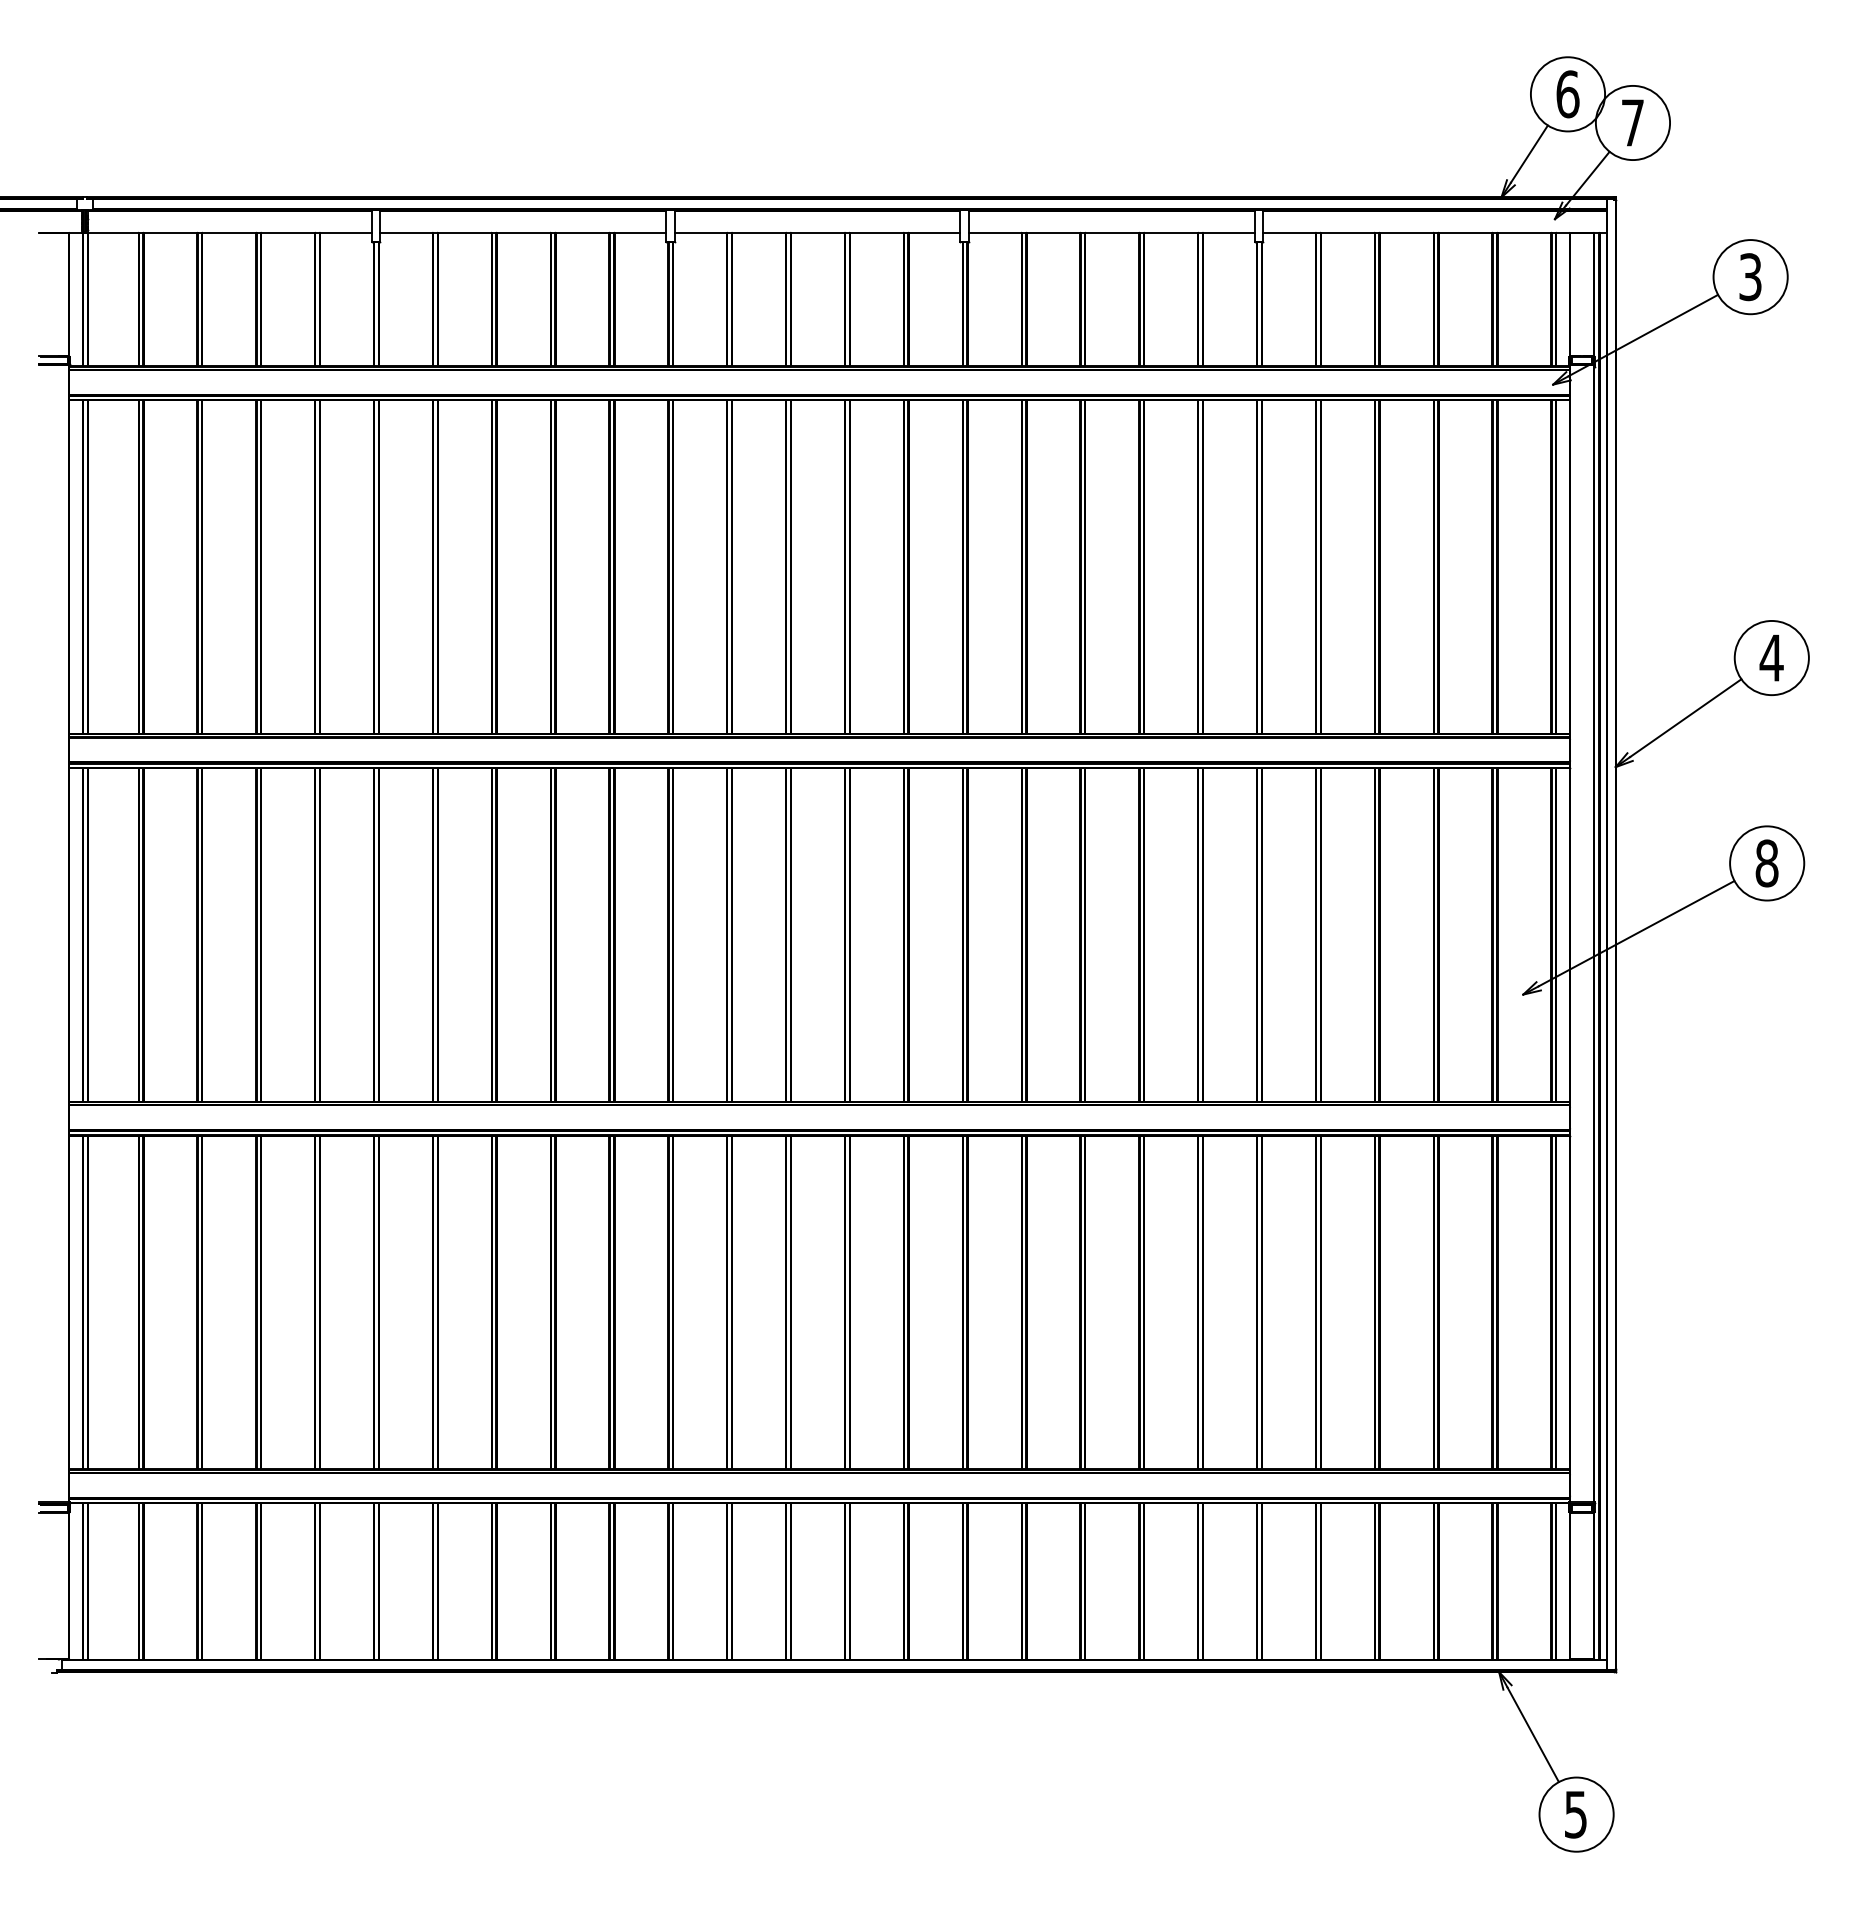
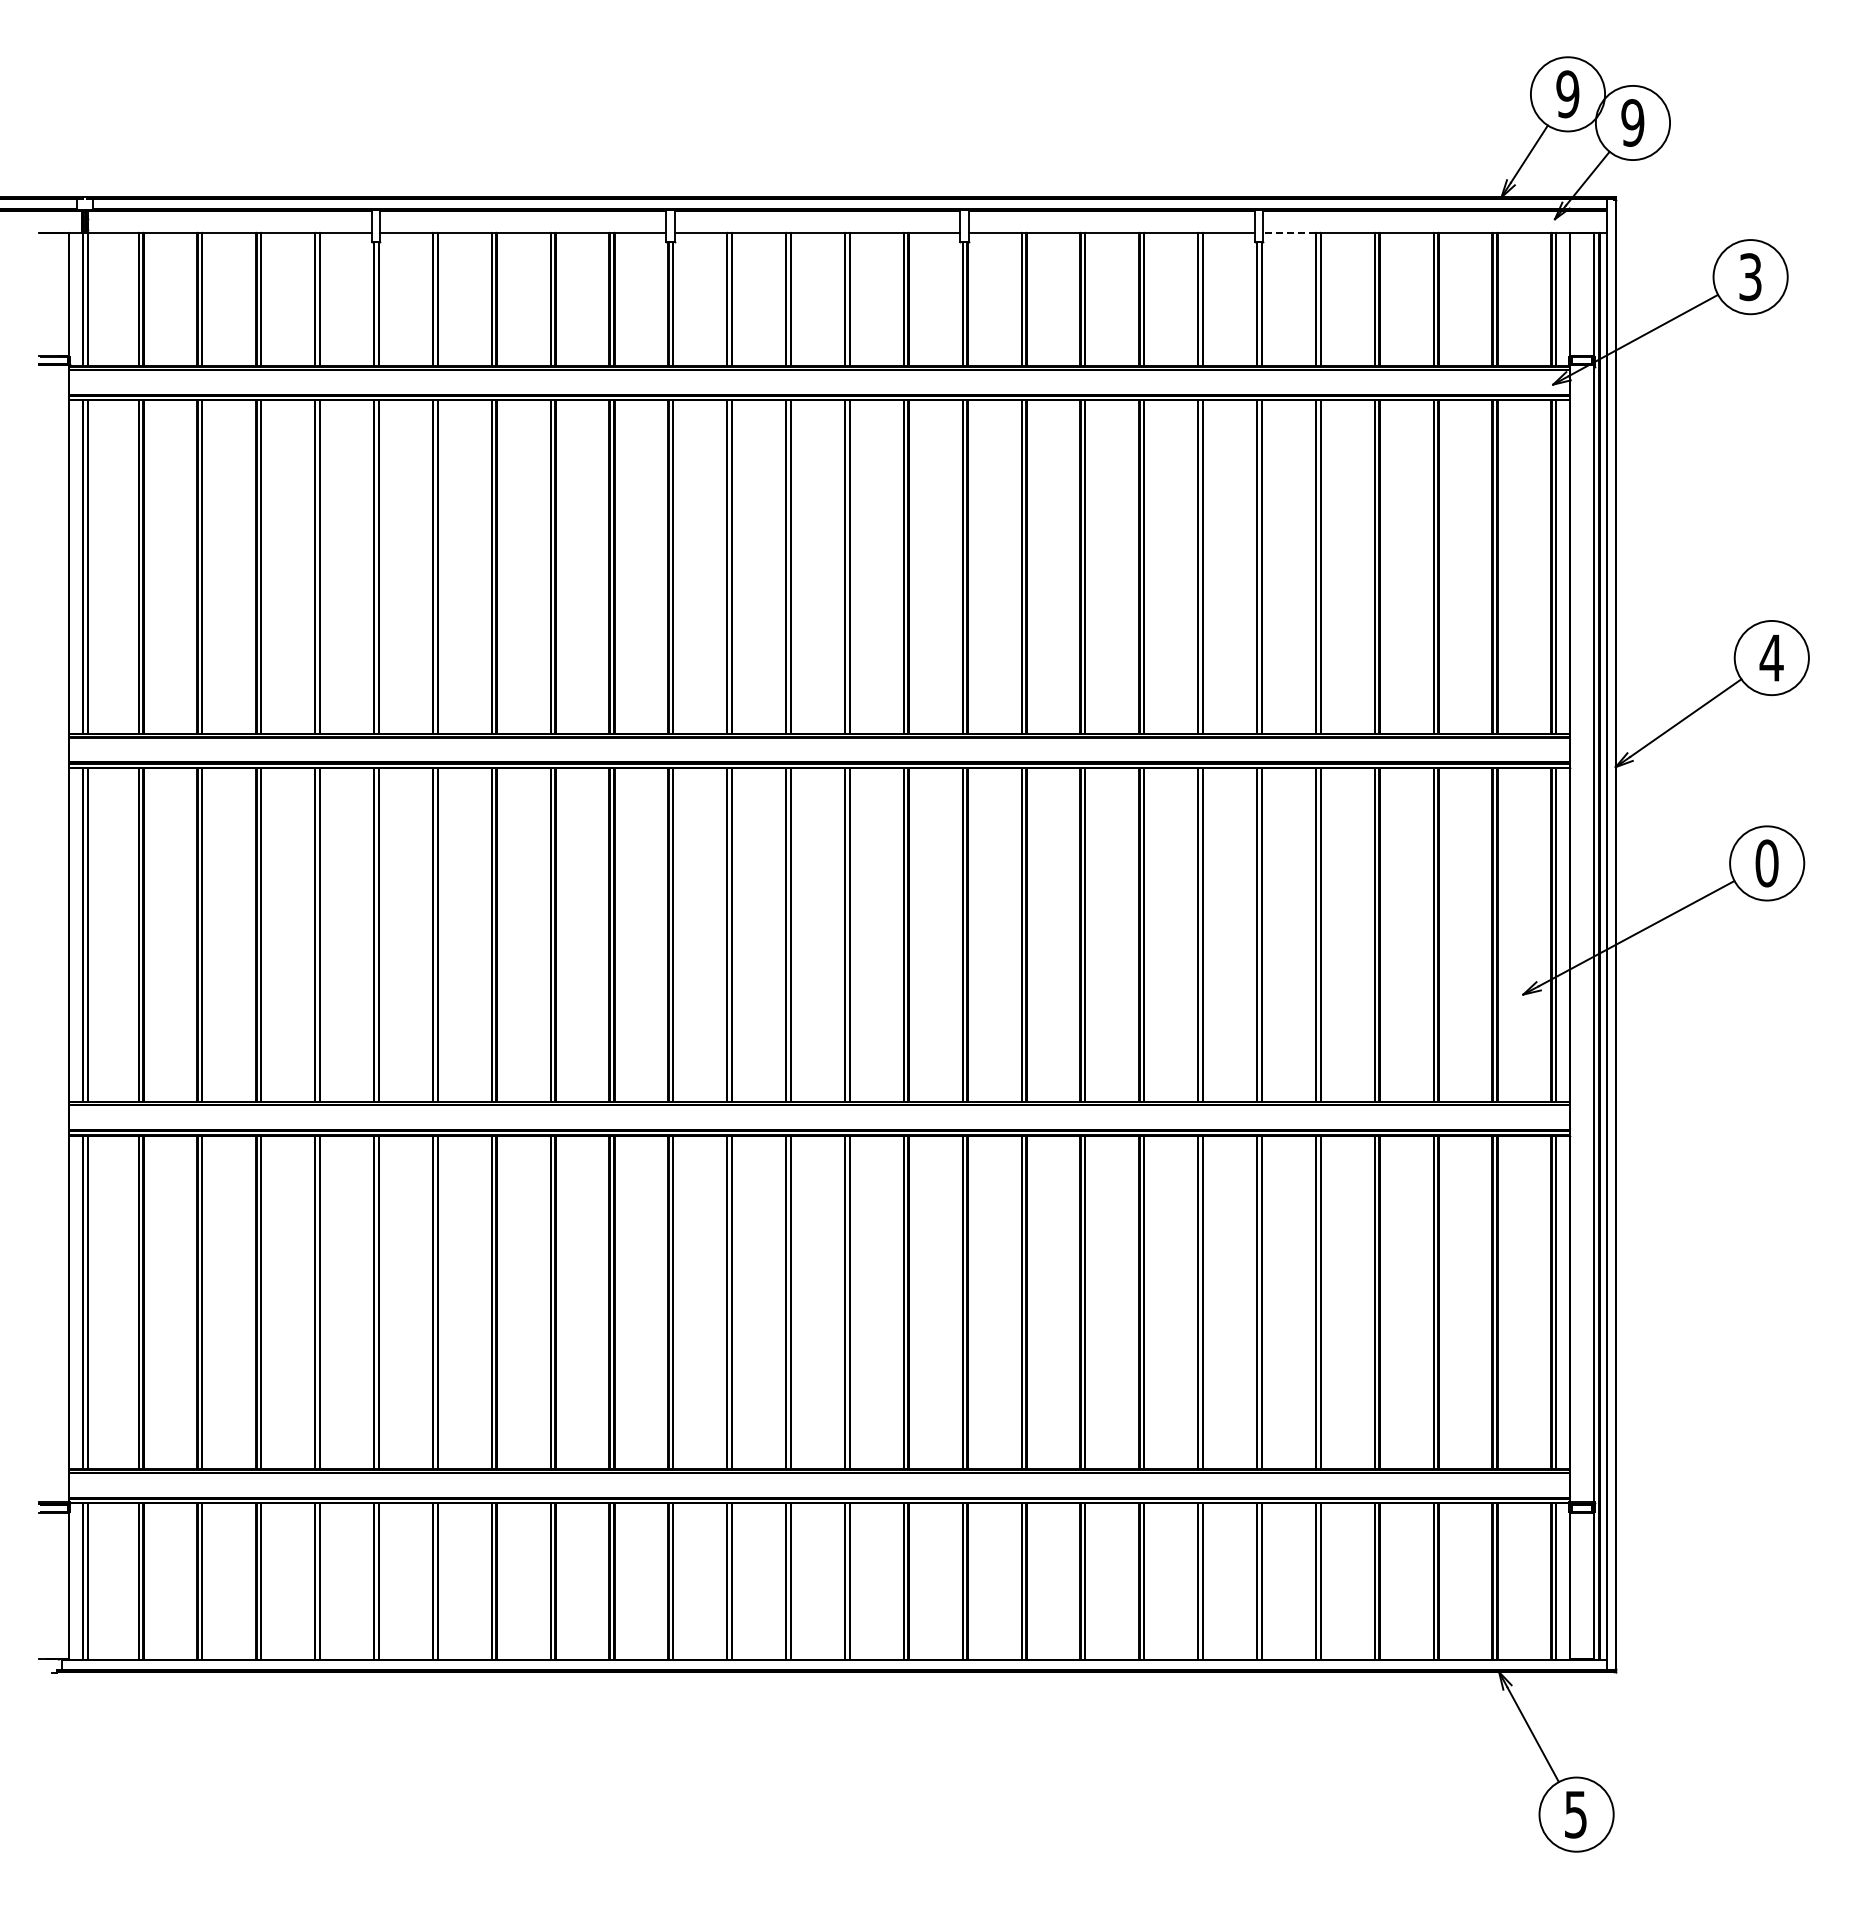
text: 6 -> 9 (1567, 94)
text: 7 -> 9 (1632, 122)
line: solid -> dashed (1289, 232)
text: 8 -> 0 (1766, 863)
